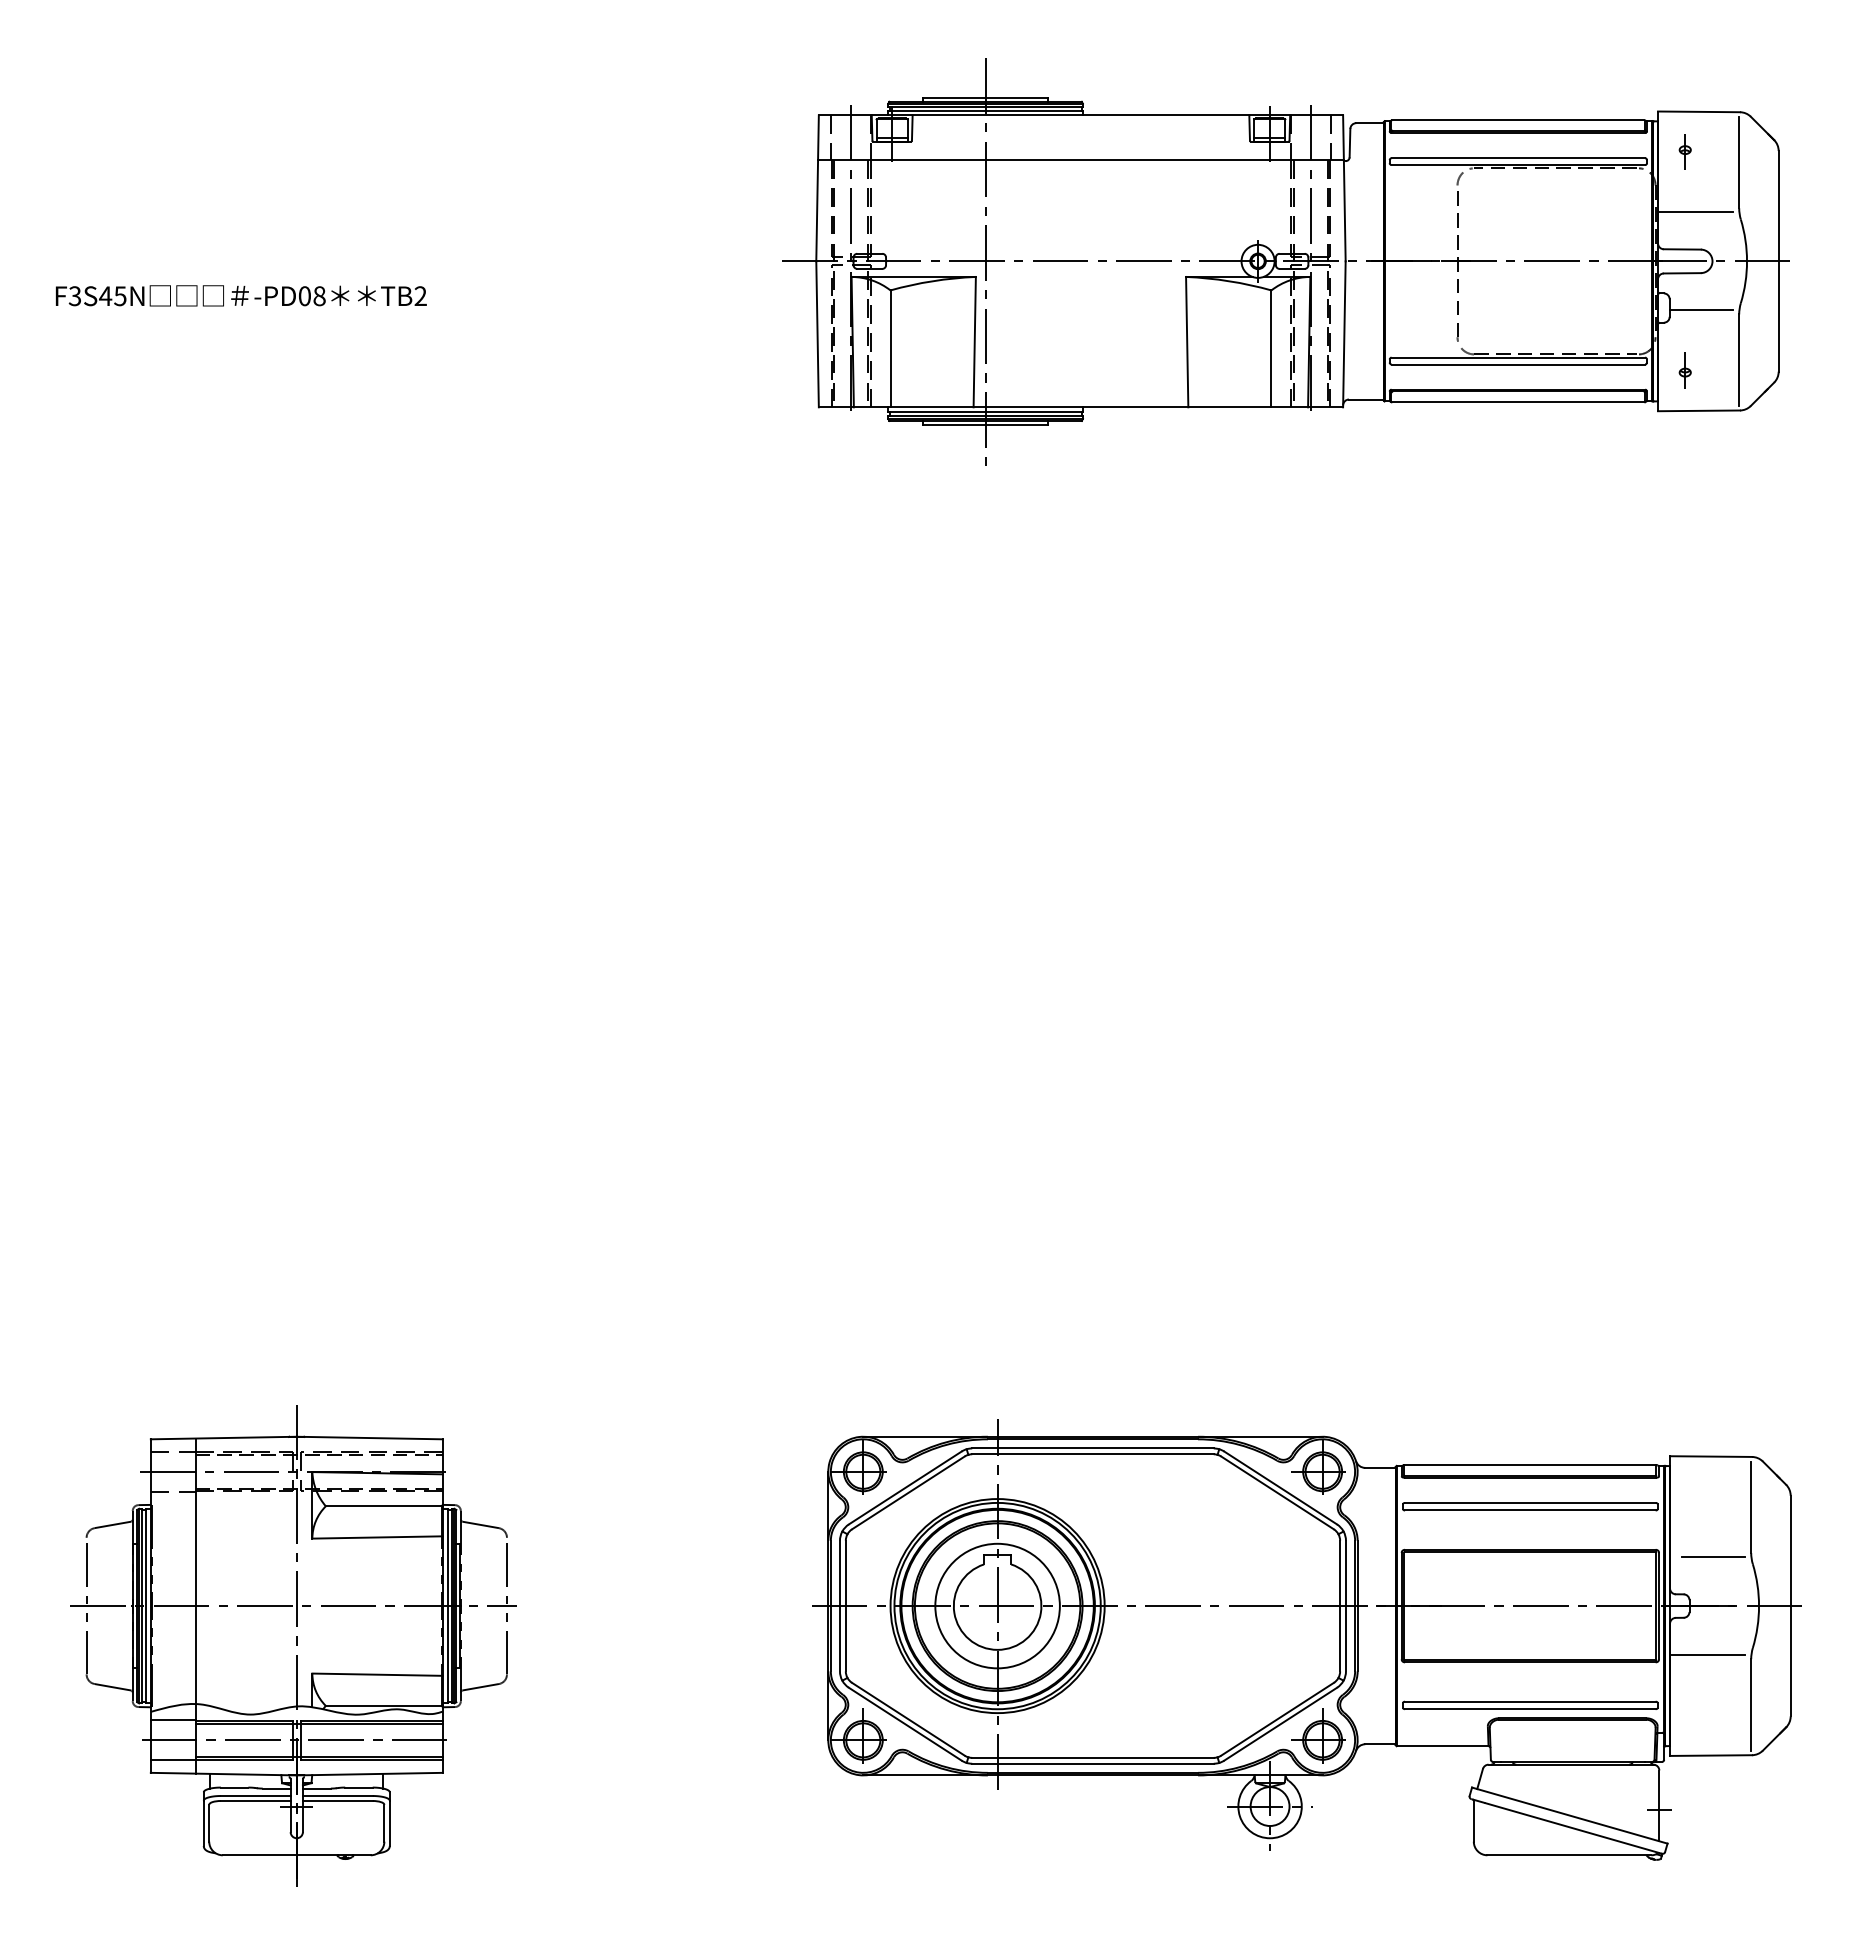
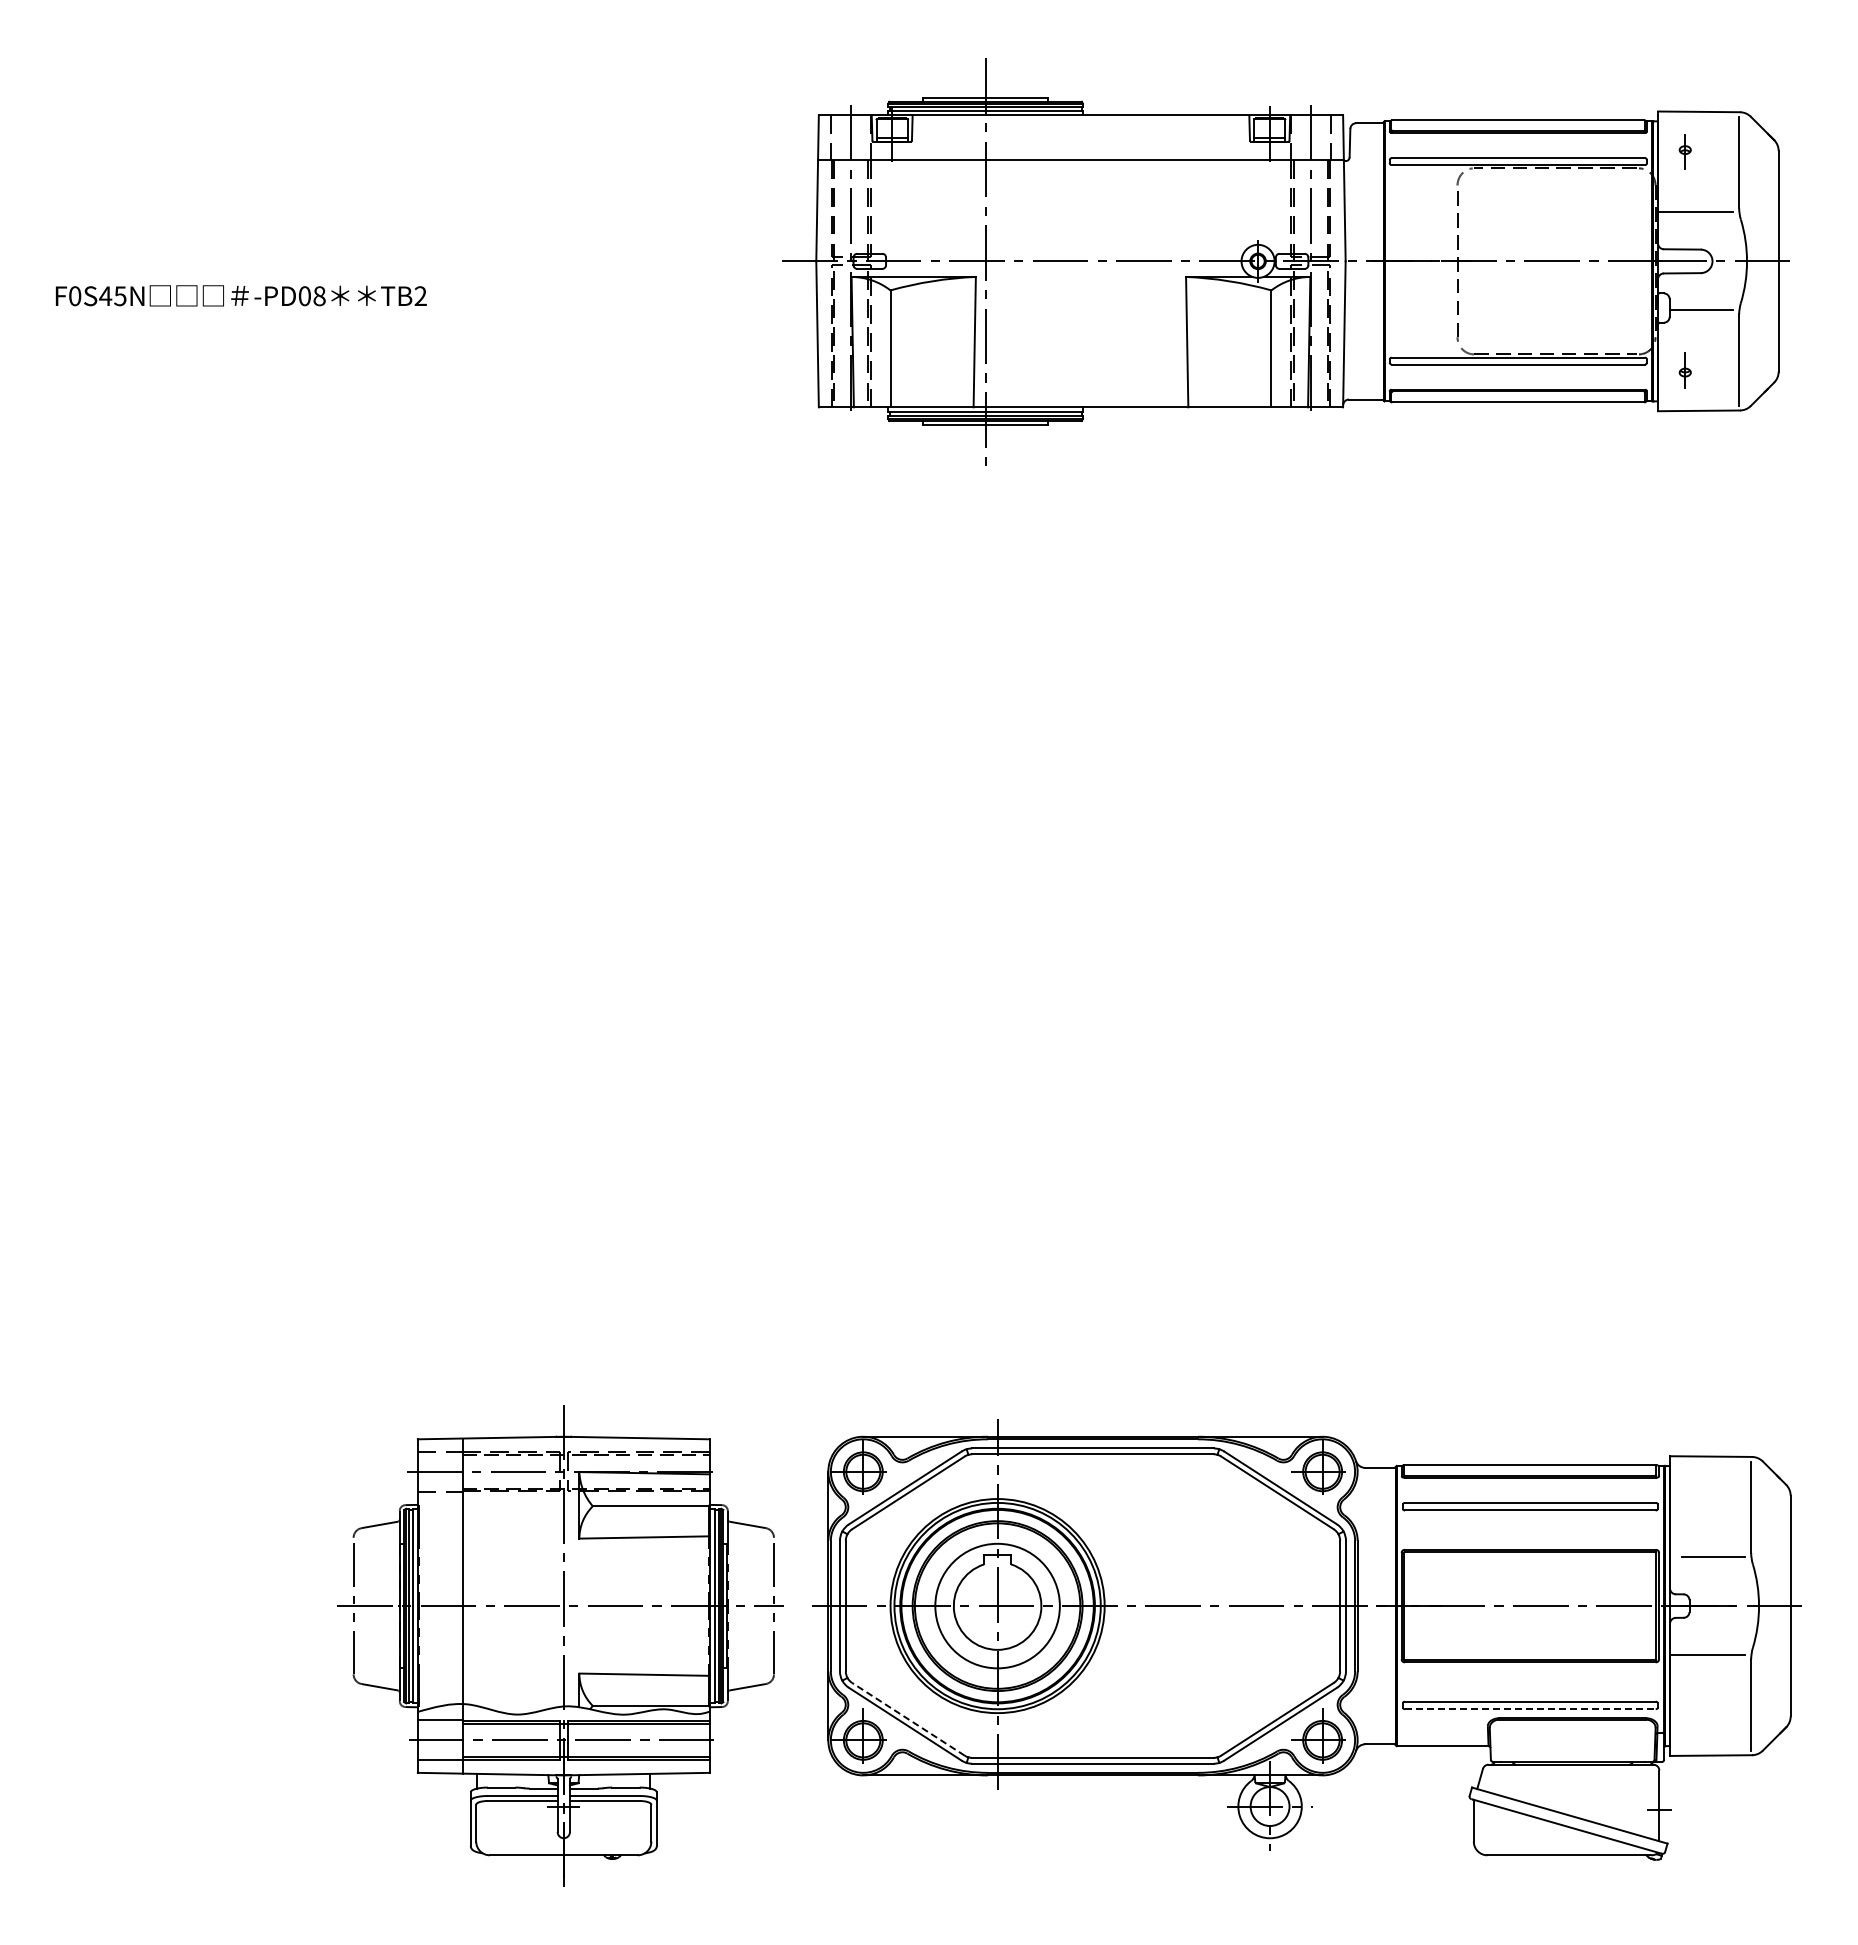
text: F3S45N -> F0S45N (74, 296)
part position: (293, 1645) -> (560, 1645) (560, 1645)
line: solid -> dashed (1530, 1709)
line: solid -> dashed (908, 1719)
